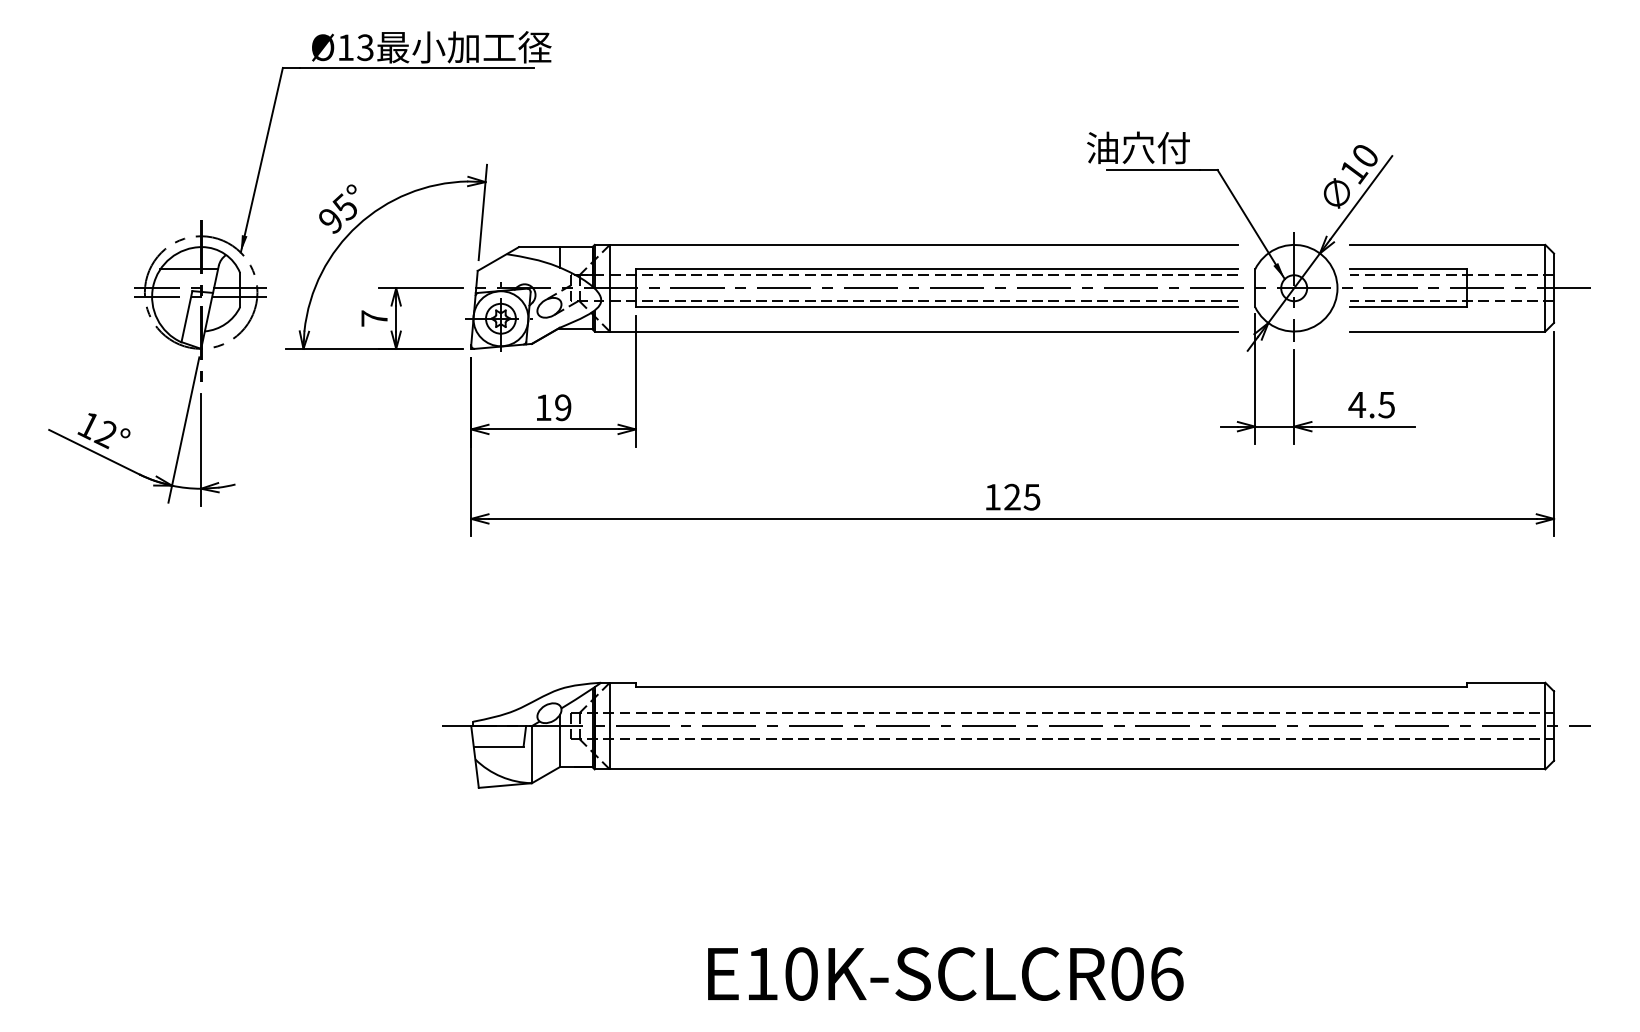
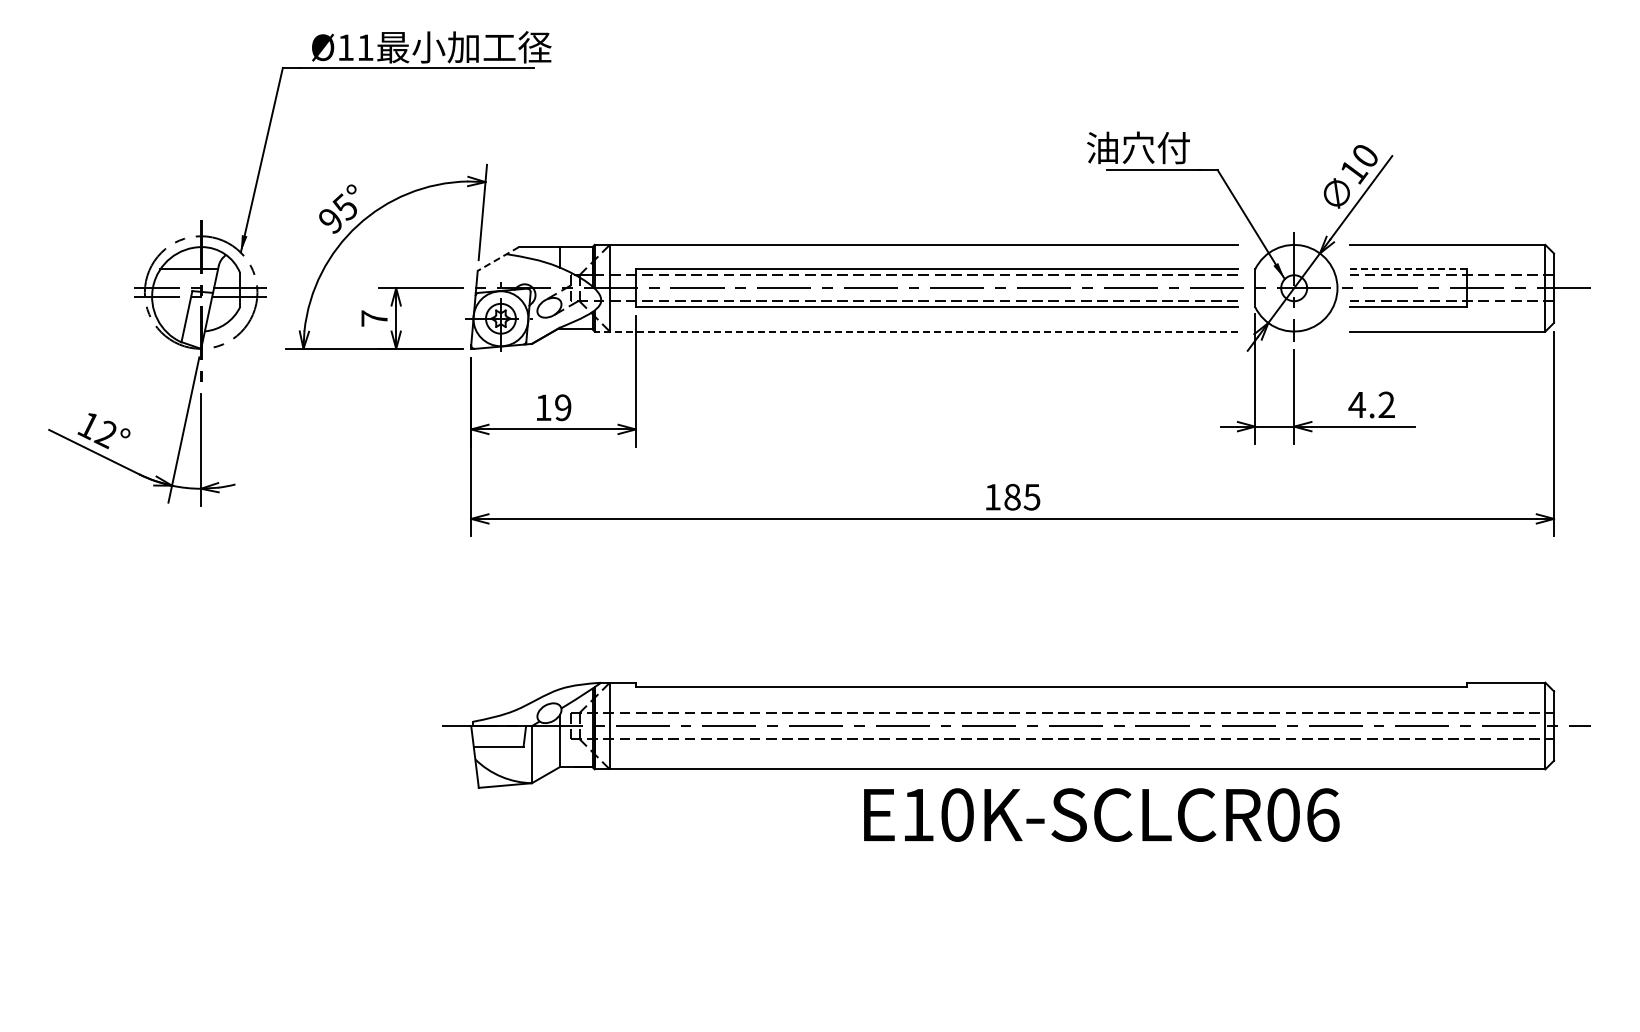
text: Ø13 -> Ø11 (365, 47)
line: solid -> dashed (498, 259)
line: solid -> dashed (1408, 269)
line: solid -> dashed (916, 331)
text: 4.5 -> 4.2 (1386, 404)
text: 125 -> 185 (1012, 496)
text position: (945, 973) -> (1101, 814) (1101, 814)
